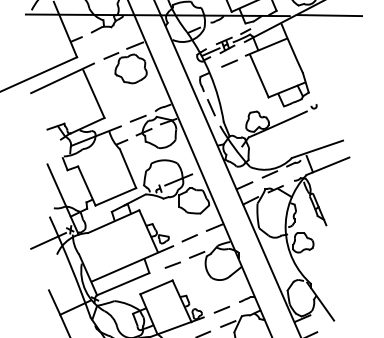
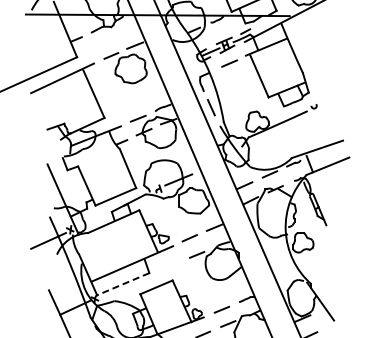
line: present -> none (329, 15)
line: present -> none (172, 264)
line: solid -> dashed (122, 284)
